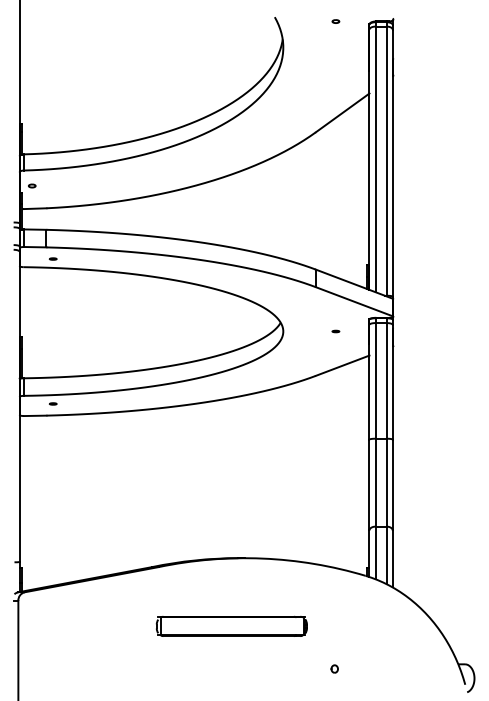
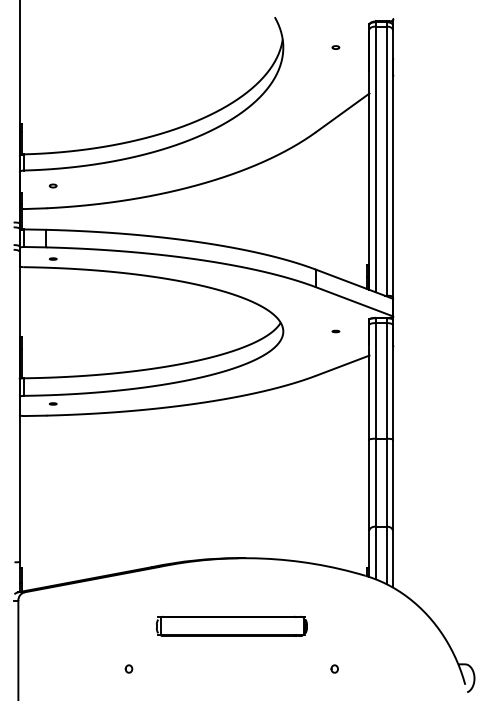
part position: (335, 21) -> (335, 47) (335, 47)
part position: (32, 185) -> (53, 185) (53, 185)
part: none -> present (128, 668)
